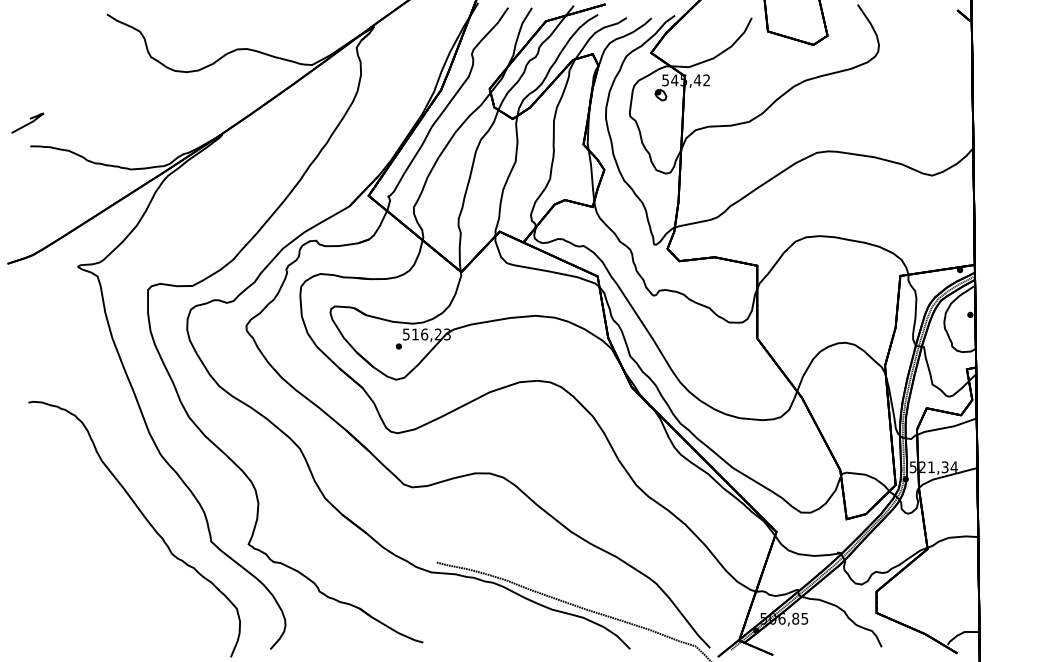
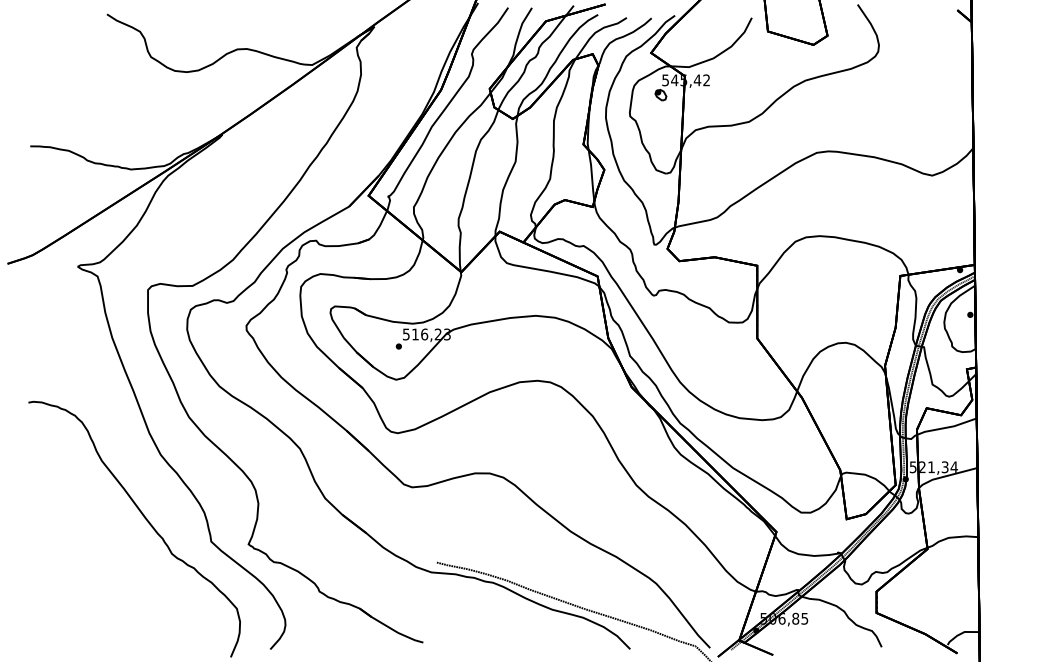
curve: present -> none (28, 122)
